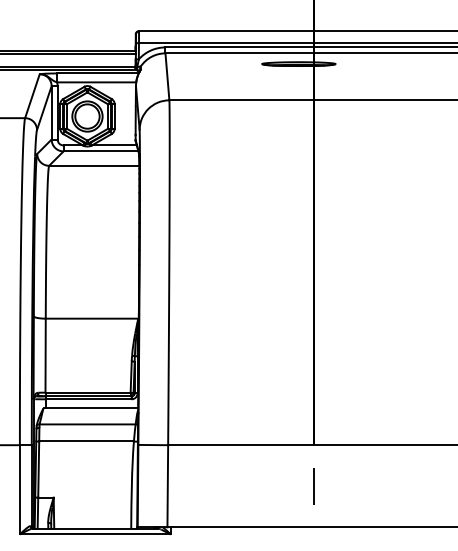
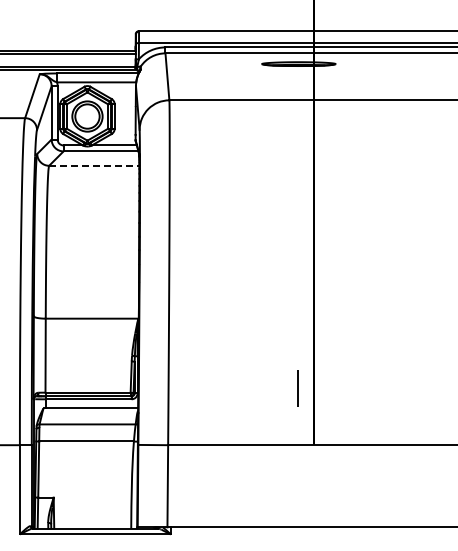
line: solid -> dashed (94, 165)
line position: (313, 486) -> (297, 388) (297, 388)
